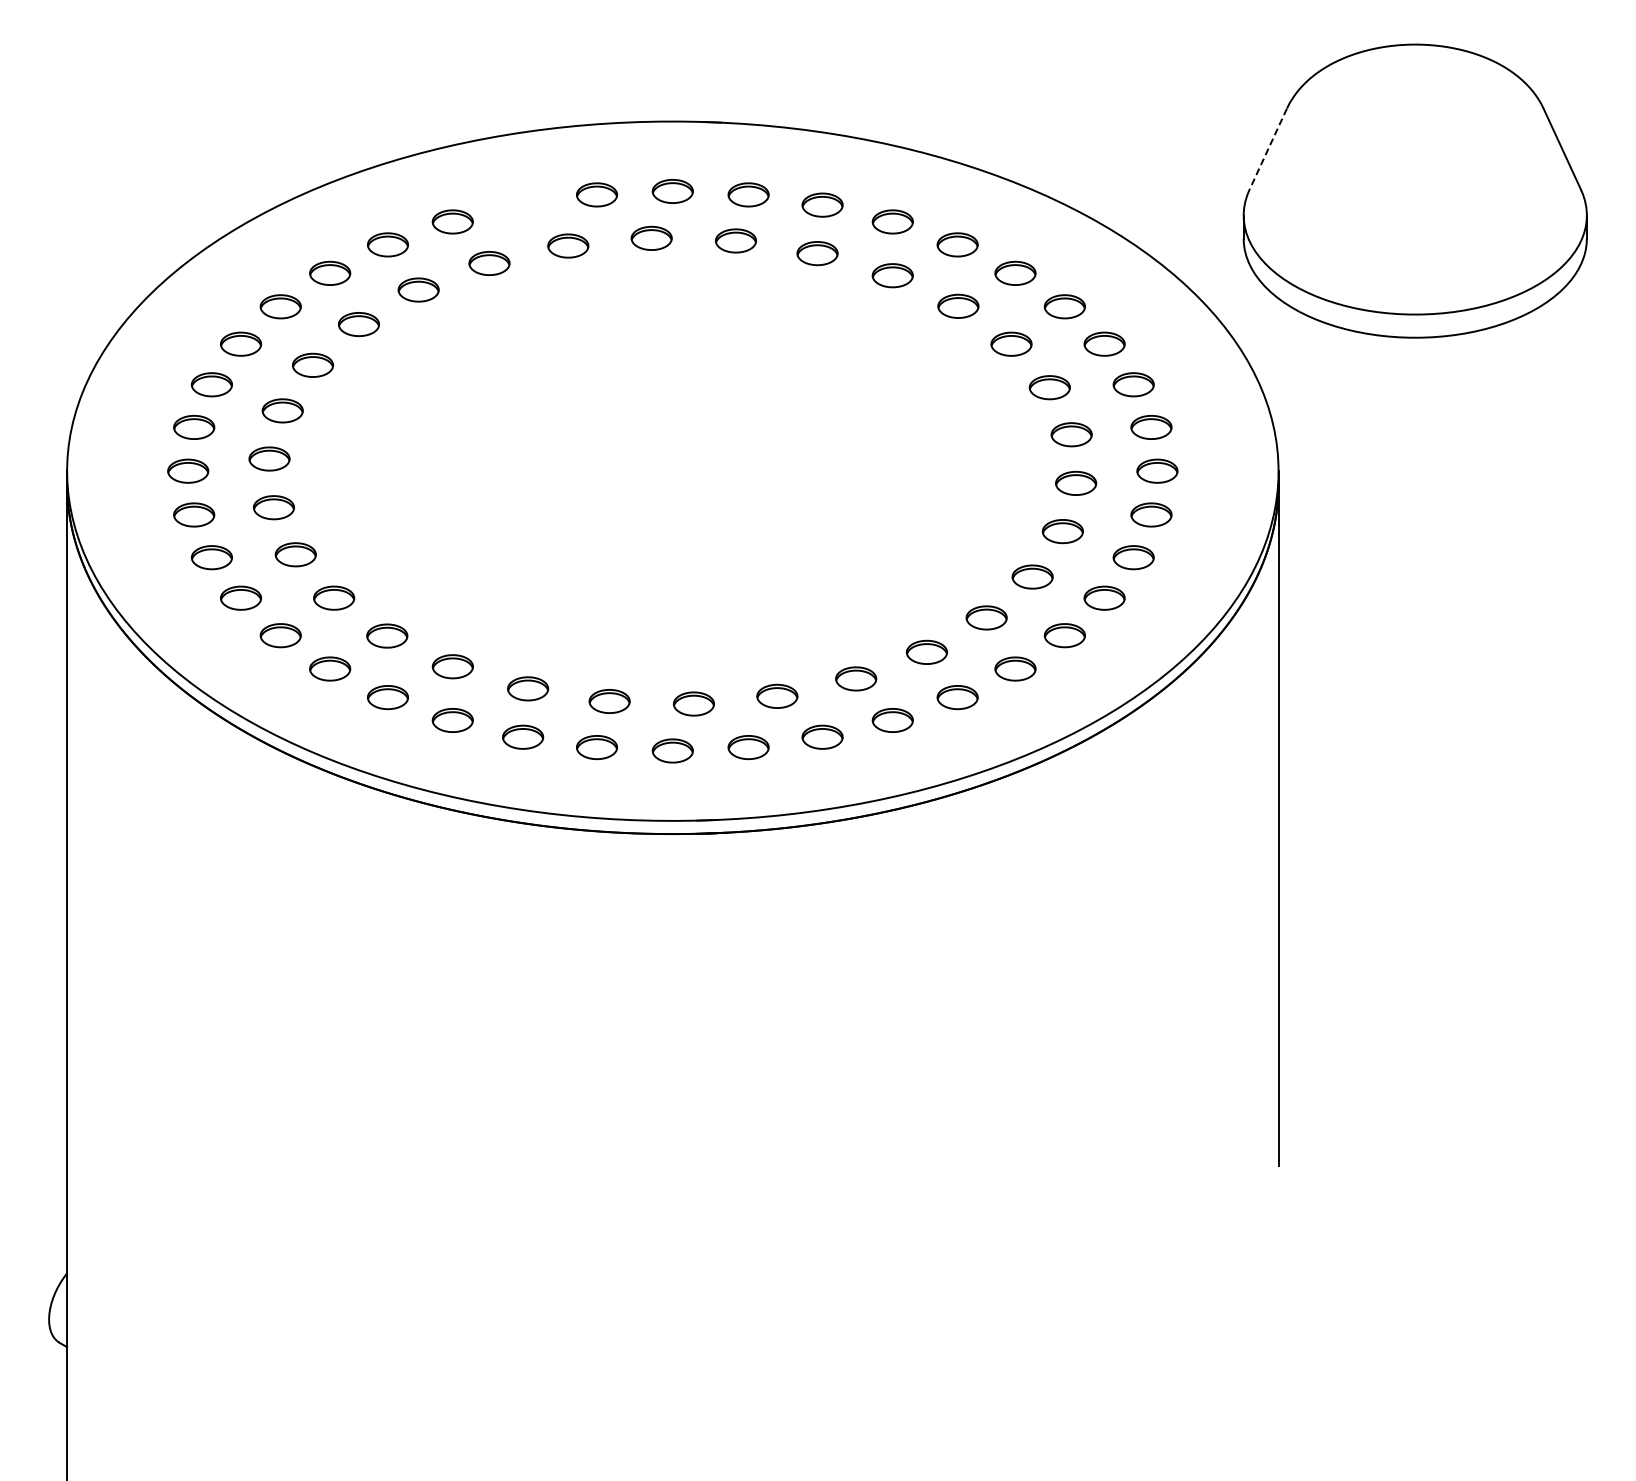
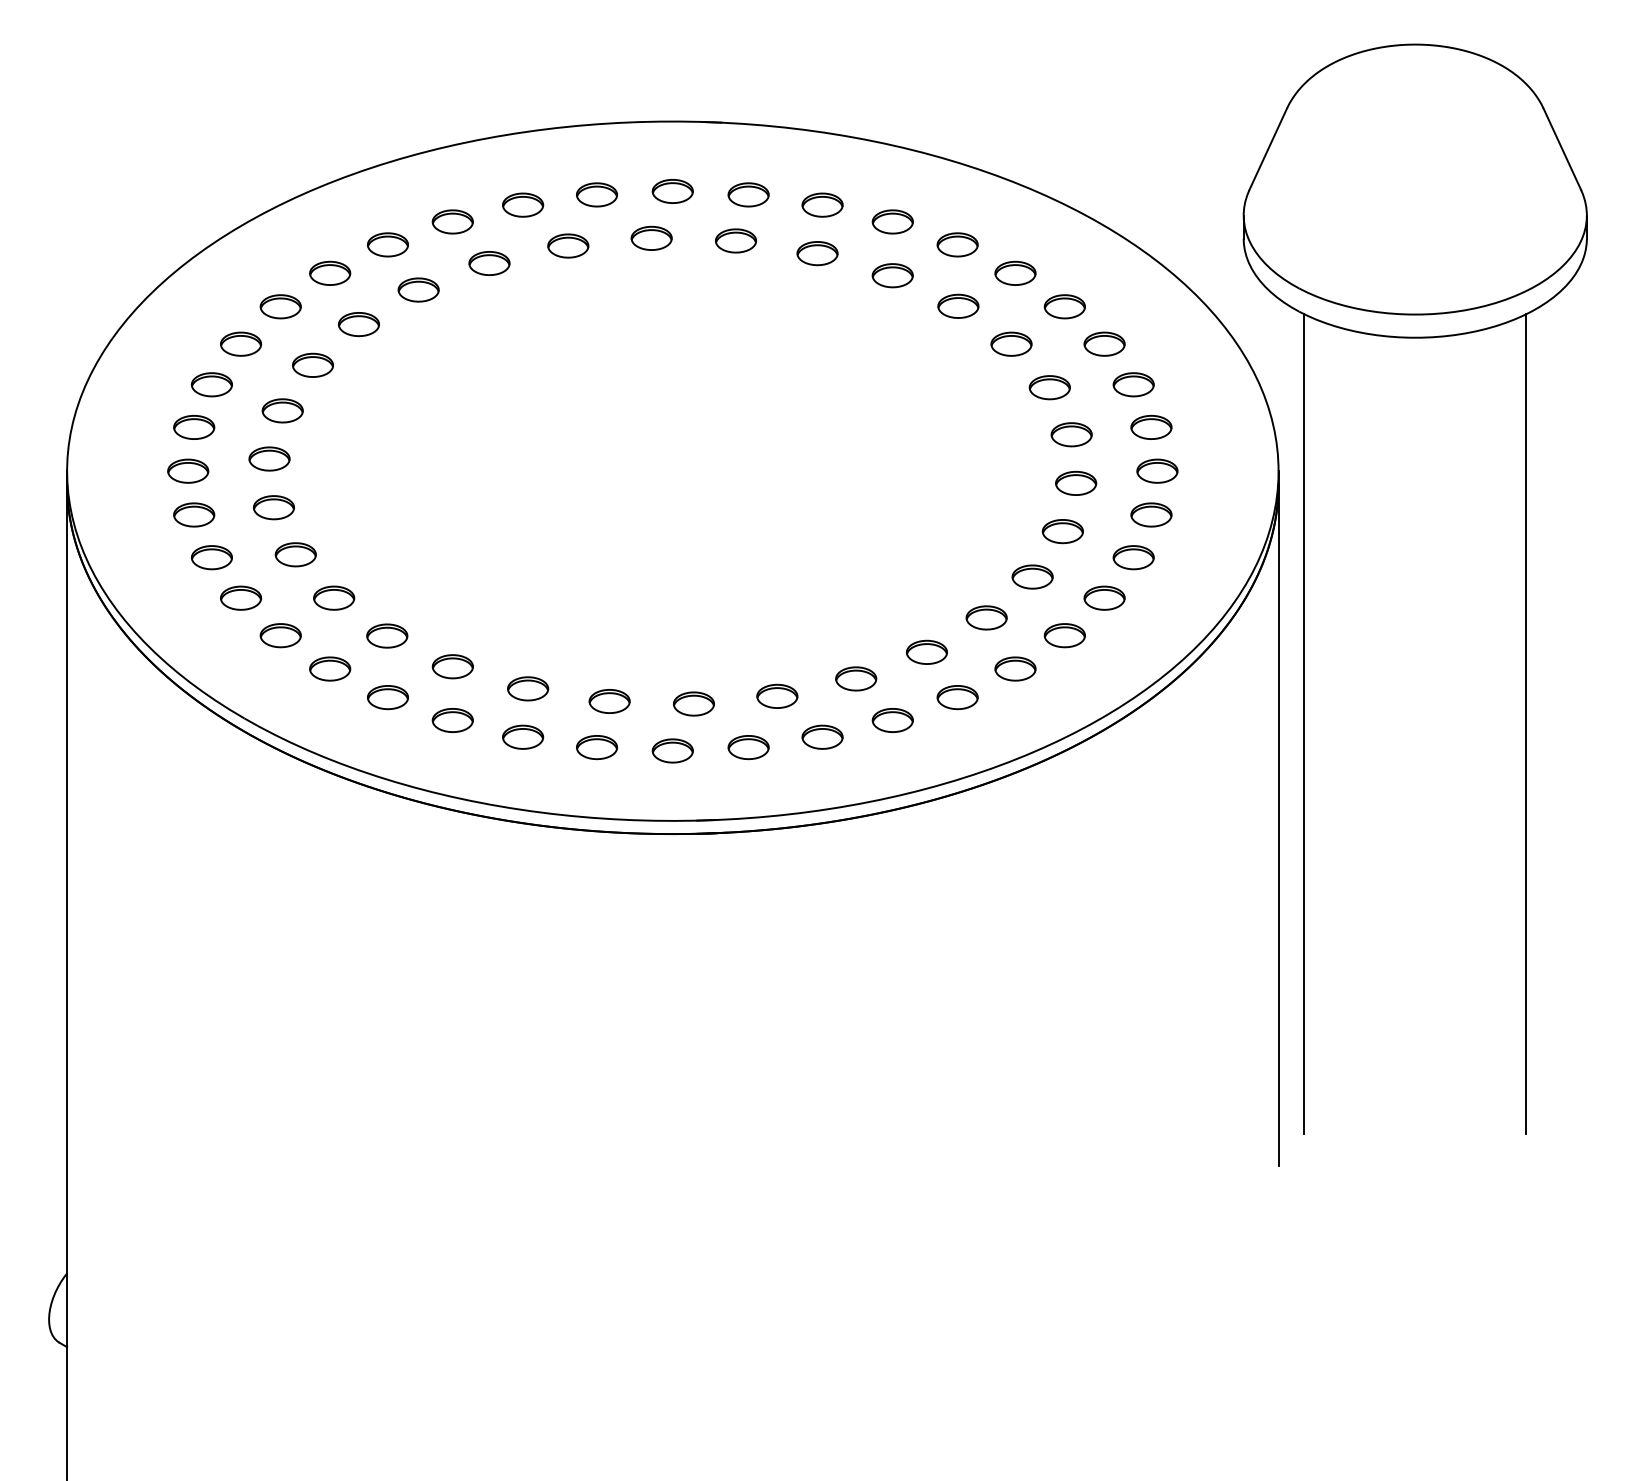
line: dashed -> solid (1268, 149)
part: none -> present (523, 204)
line: none -> present (1304, 723)
line: none -> present (1526, 723)
